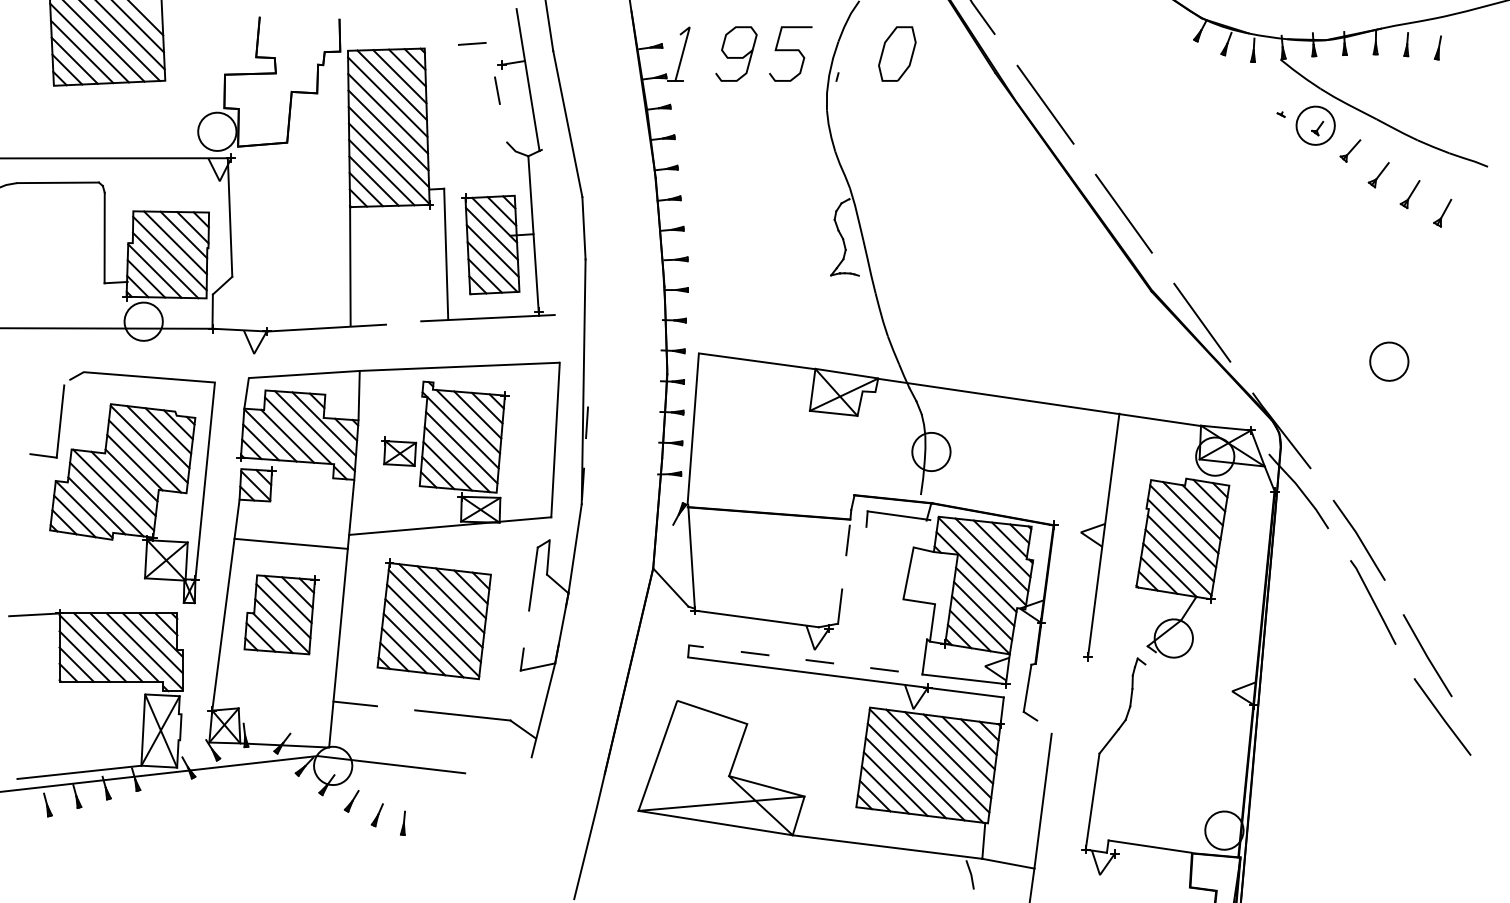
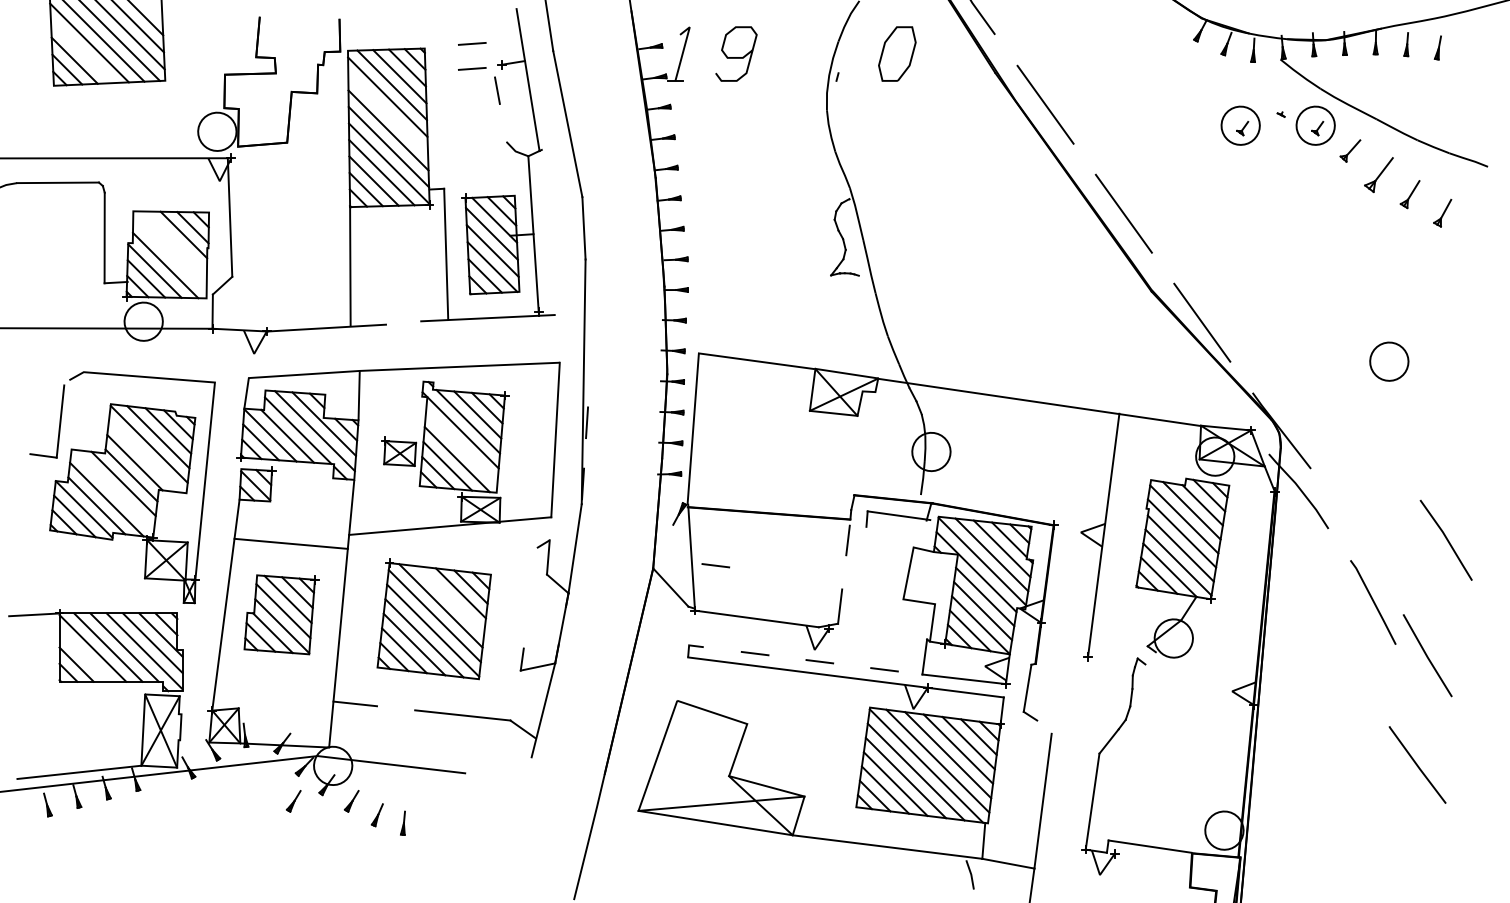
line: present -> none (81, 51)
curve: present -> none (790, 51)
line: none -> present (472, 68)
line: present -> none (388, 113)
part: none -> present (1240, 125)
part size: 23x27 px -> 30x36 px (1378, 174)
line: present -> none (175, 242)
line: present -> none (169, 253)
line: present -> none (461, 447)
line: present -> none (145, 456)
line: present -> none (113, 489)
line position: (1359, 540) -> (1446, 540) (1446, 540)
line: none -> present (715, 565)
line: present -> none (533, 578)
line: present -> none (450, 599)
line: present -> none (84, 656)
line position: (1442, 716) -> (1417, 764) (1417, 764)
part: none -> present (293, 801)
